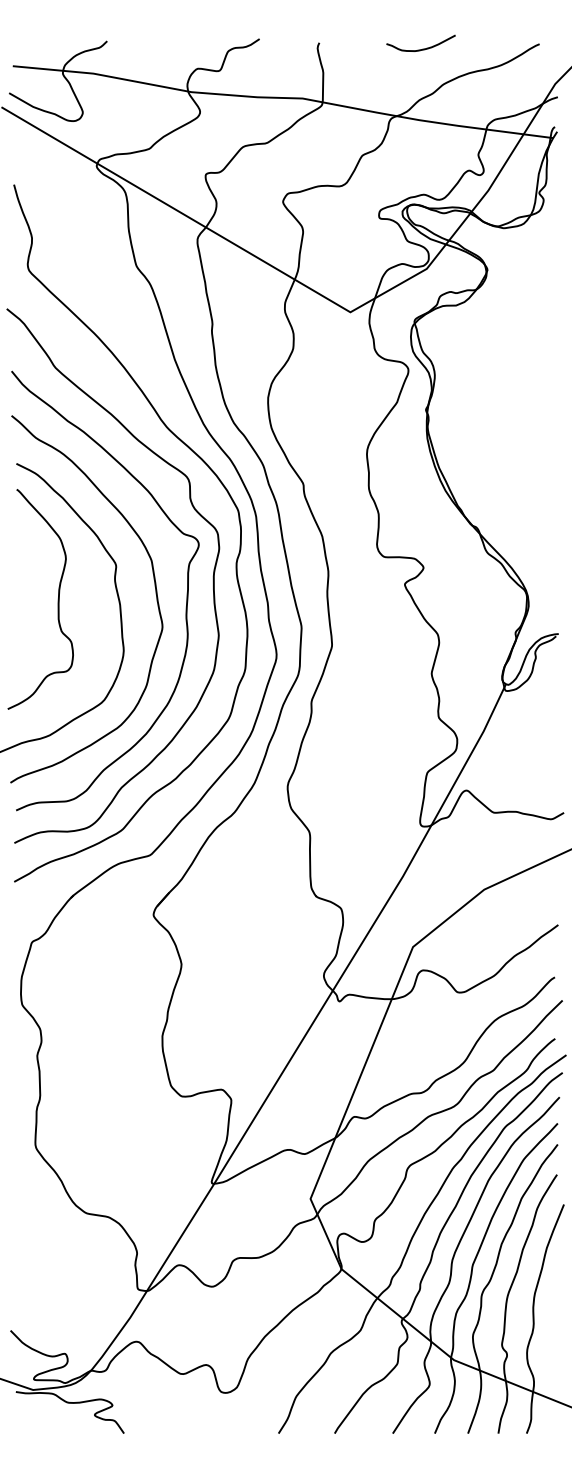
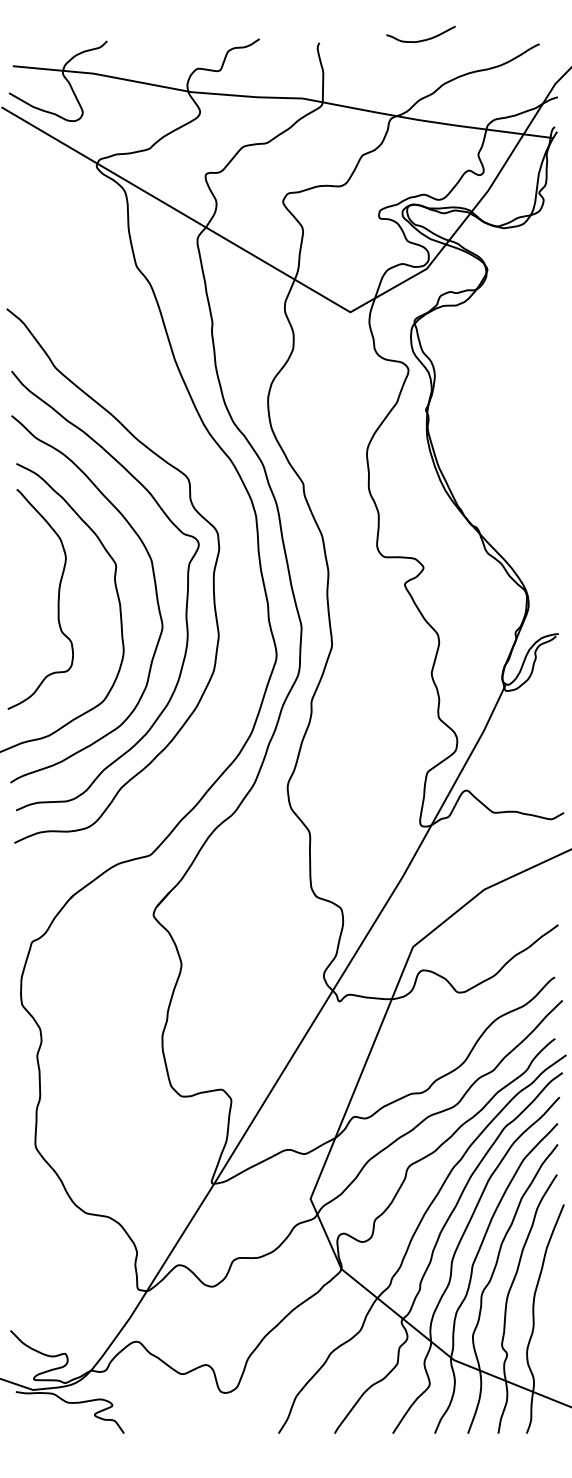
curve position: (422, 48) -> (422, 39) (422, 39)
curve: present -> none (209, 469)
